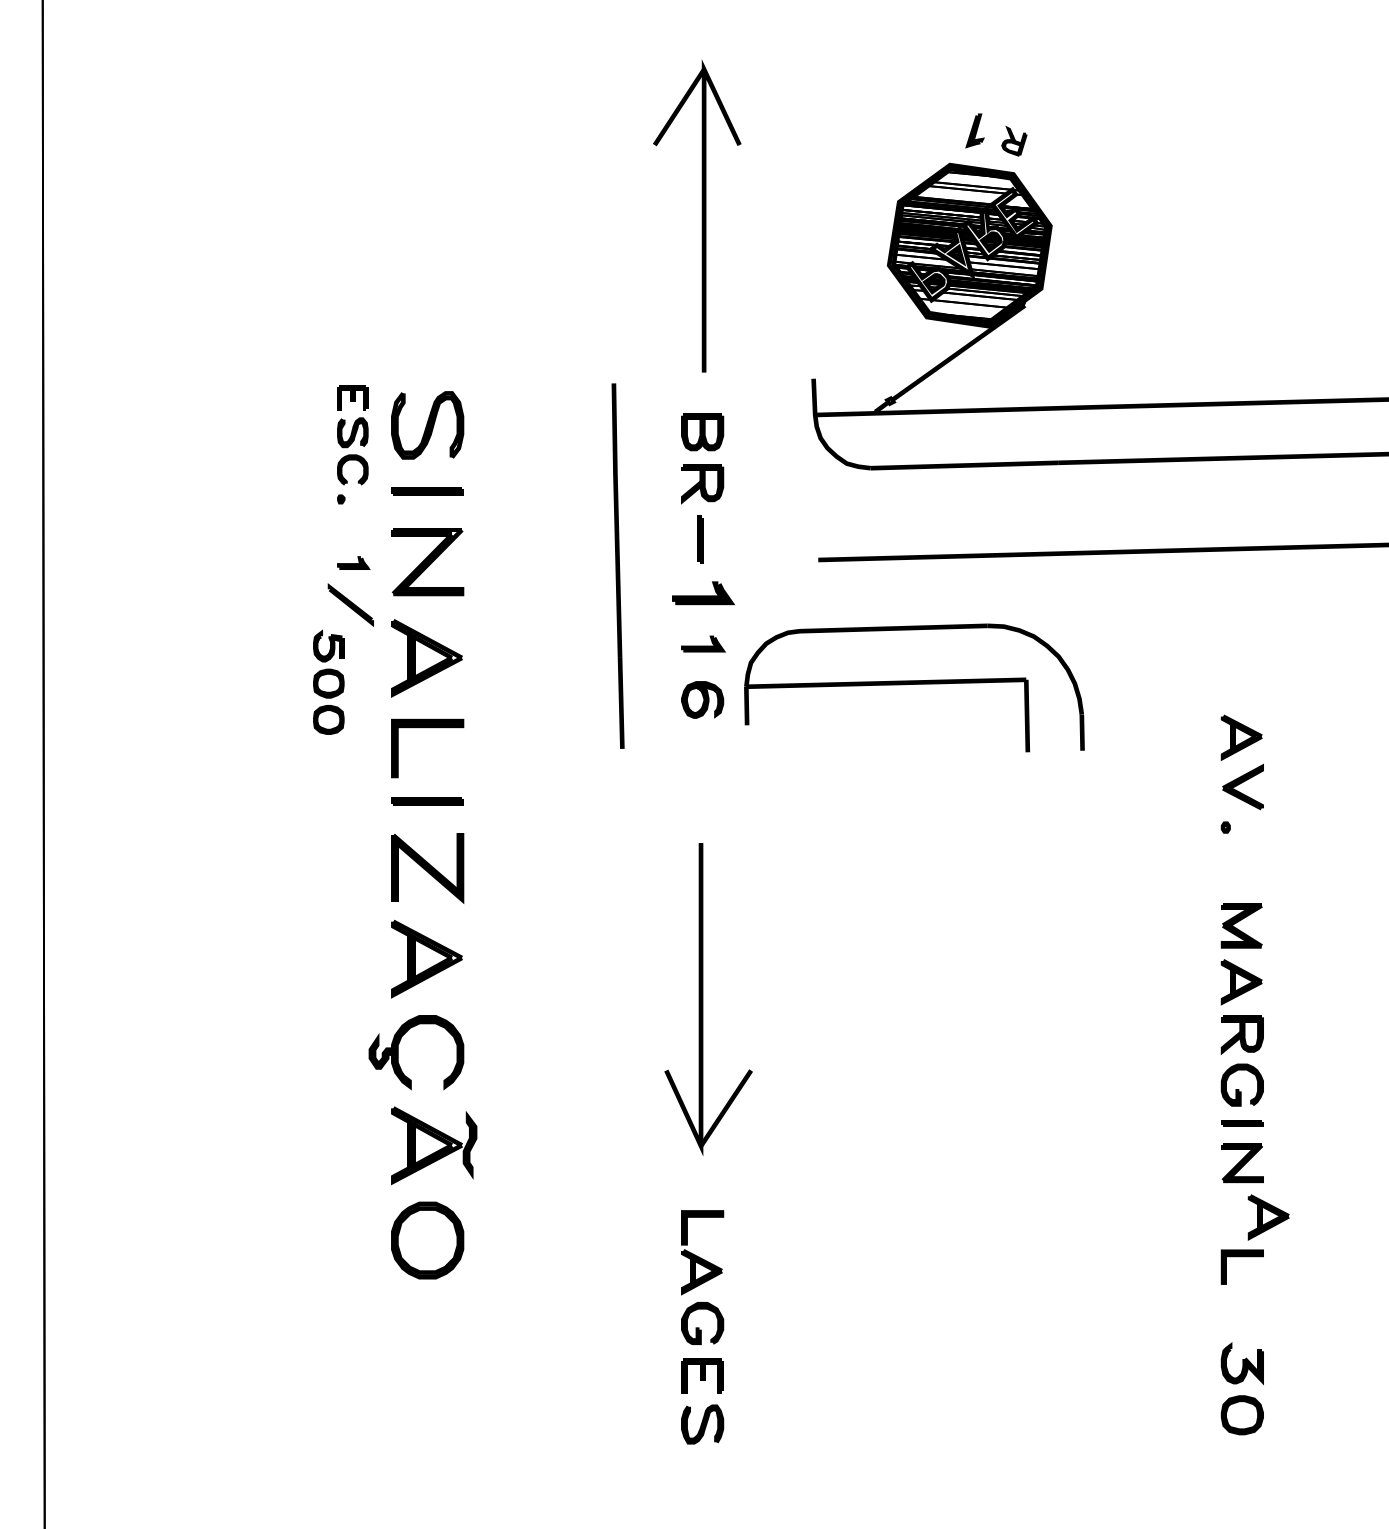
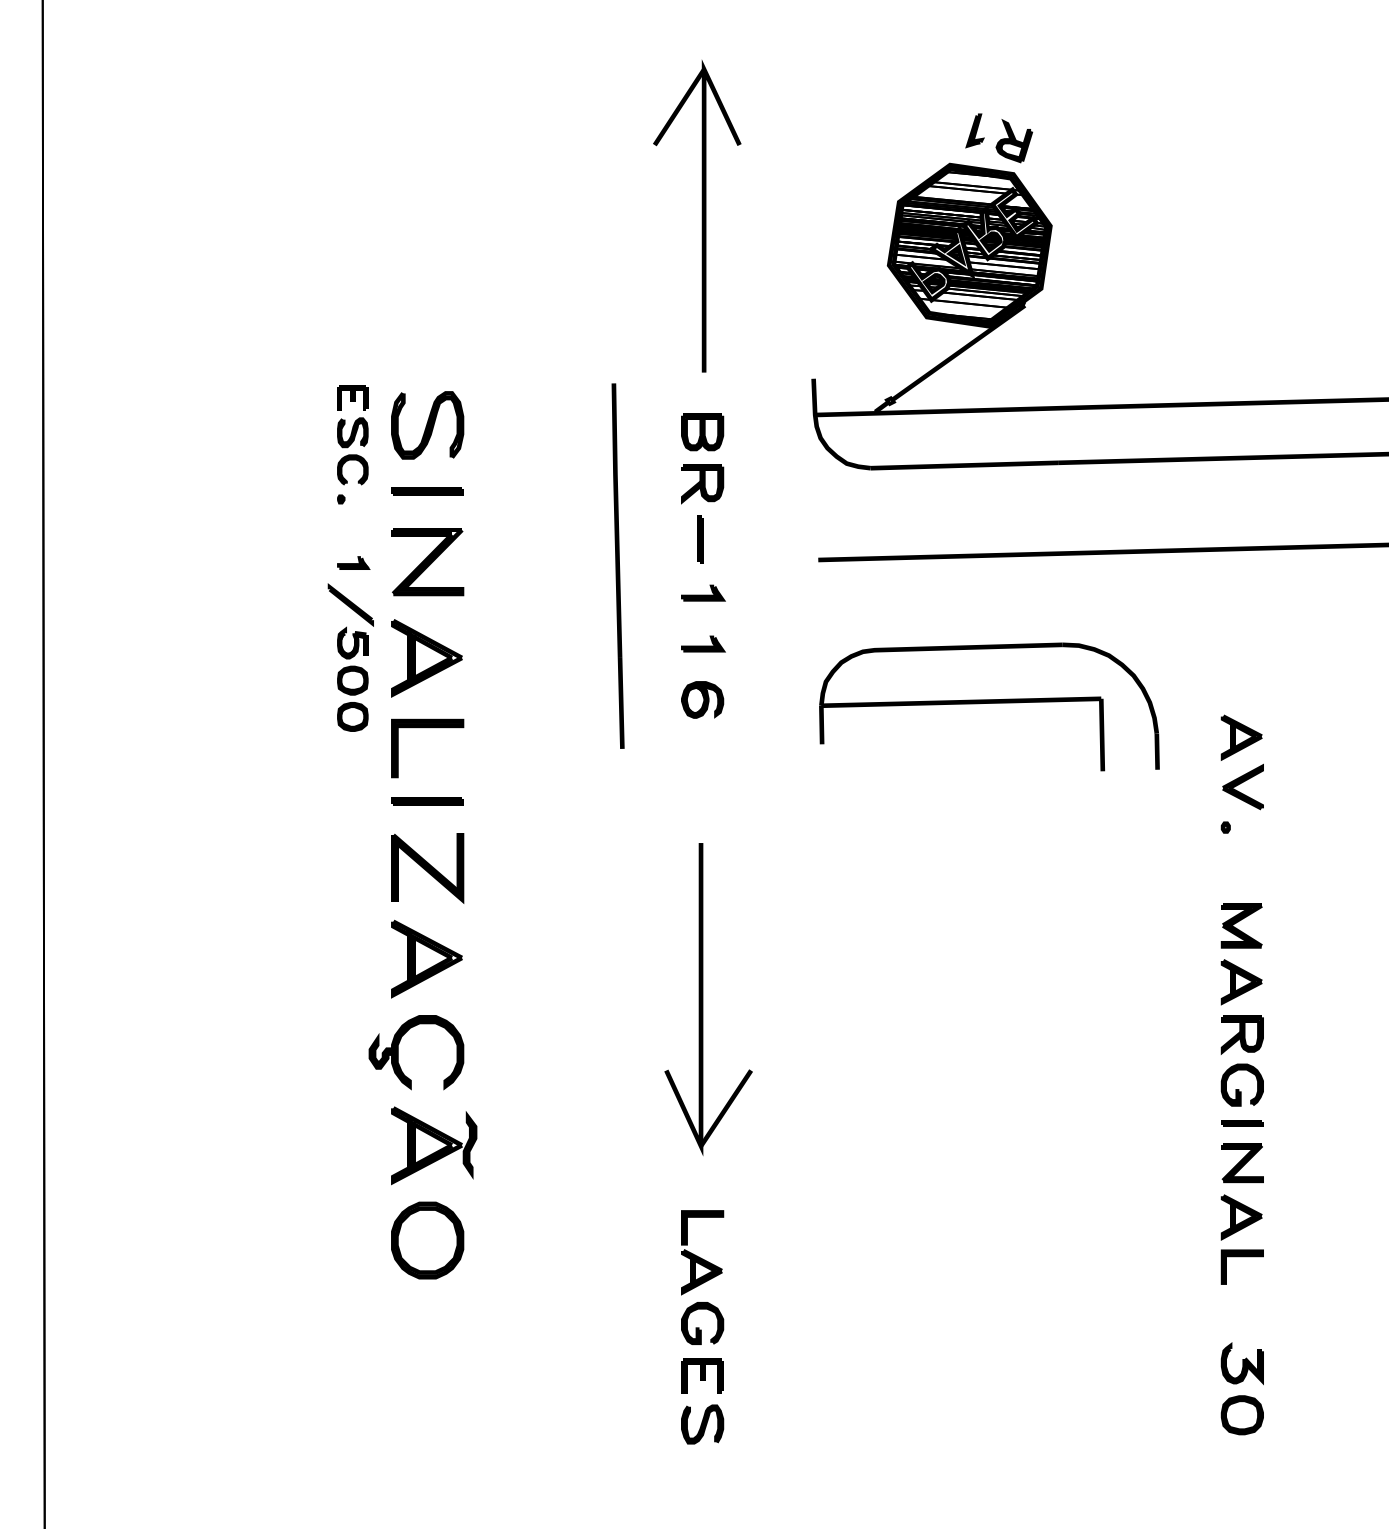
part size: 27x32 px -> 39x45 px (1014, 141)
part size: 63x25 px -> 45x18 px (703, 592)
part position: (328, 681) -> (352, 678) (352, 678)
part position: (914, 687) -> (989, 706) (989, 706)
part position: (1268, 1217) -> (1241, 1217) (1241, 1217)
